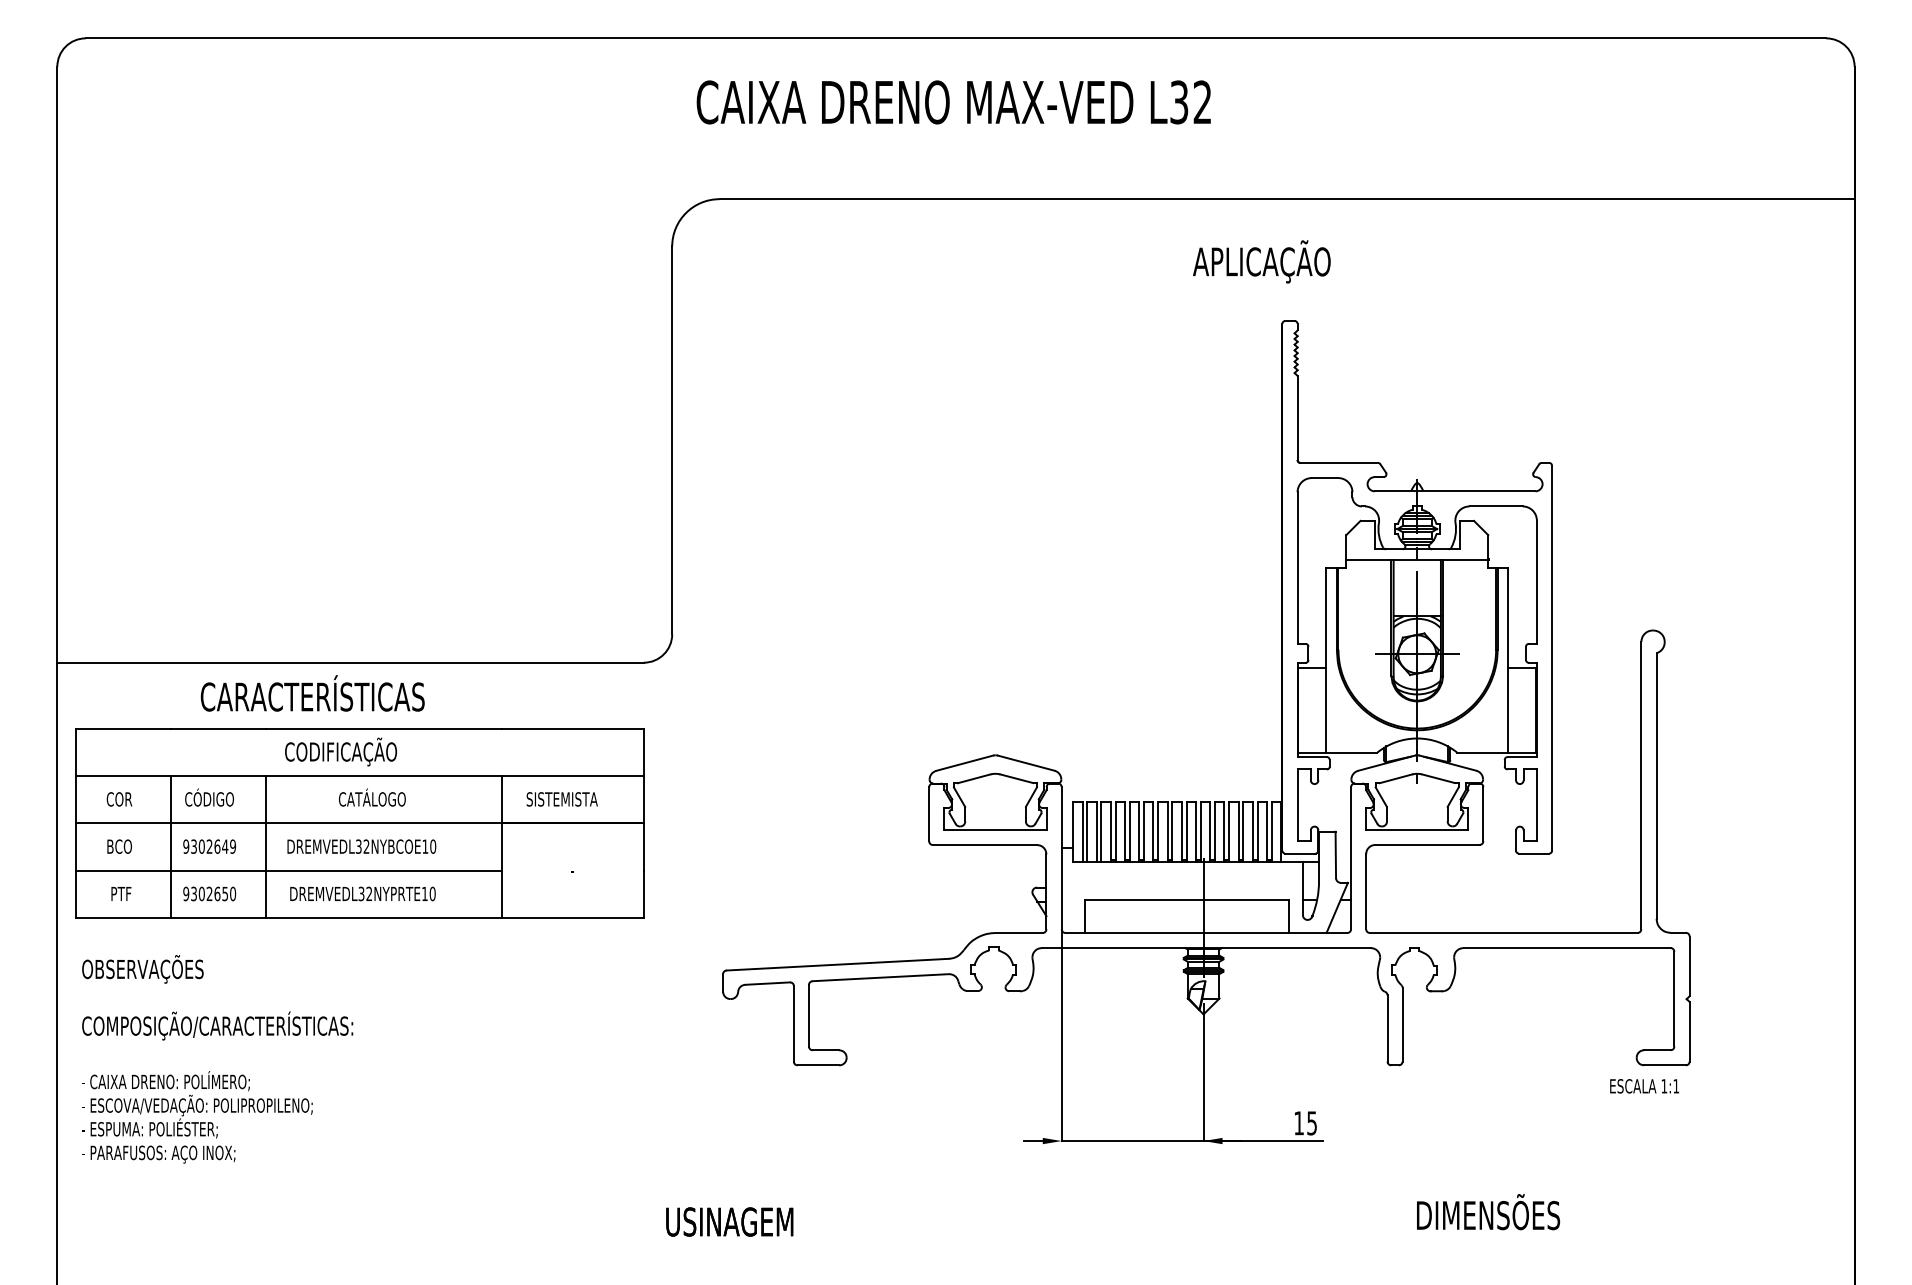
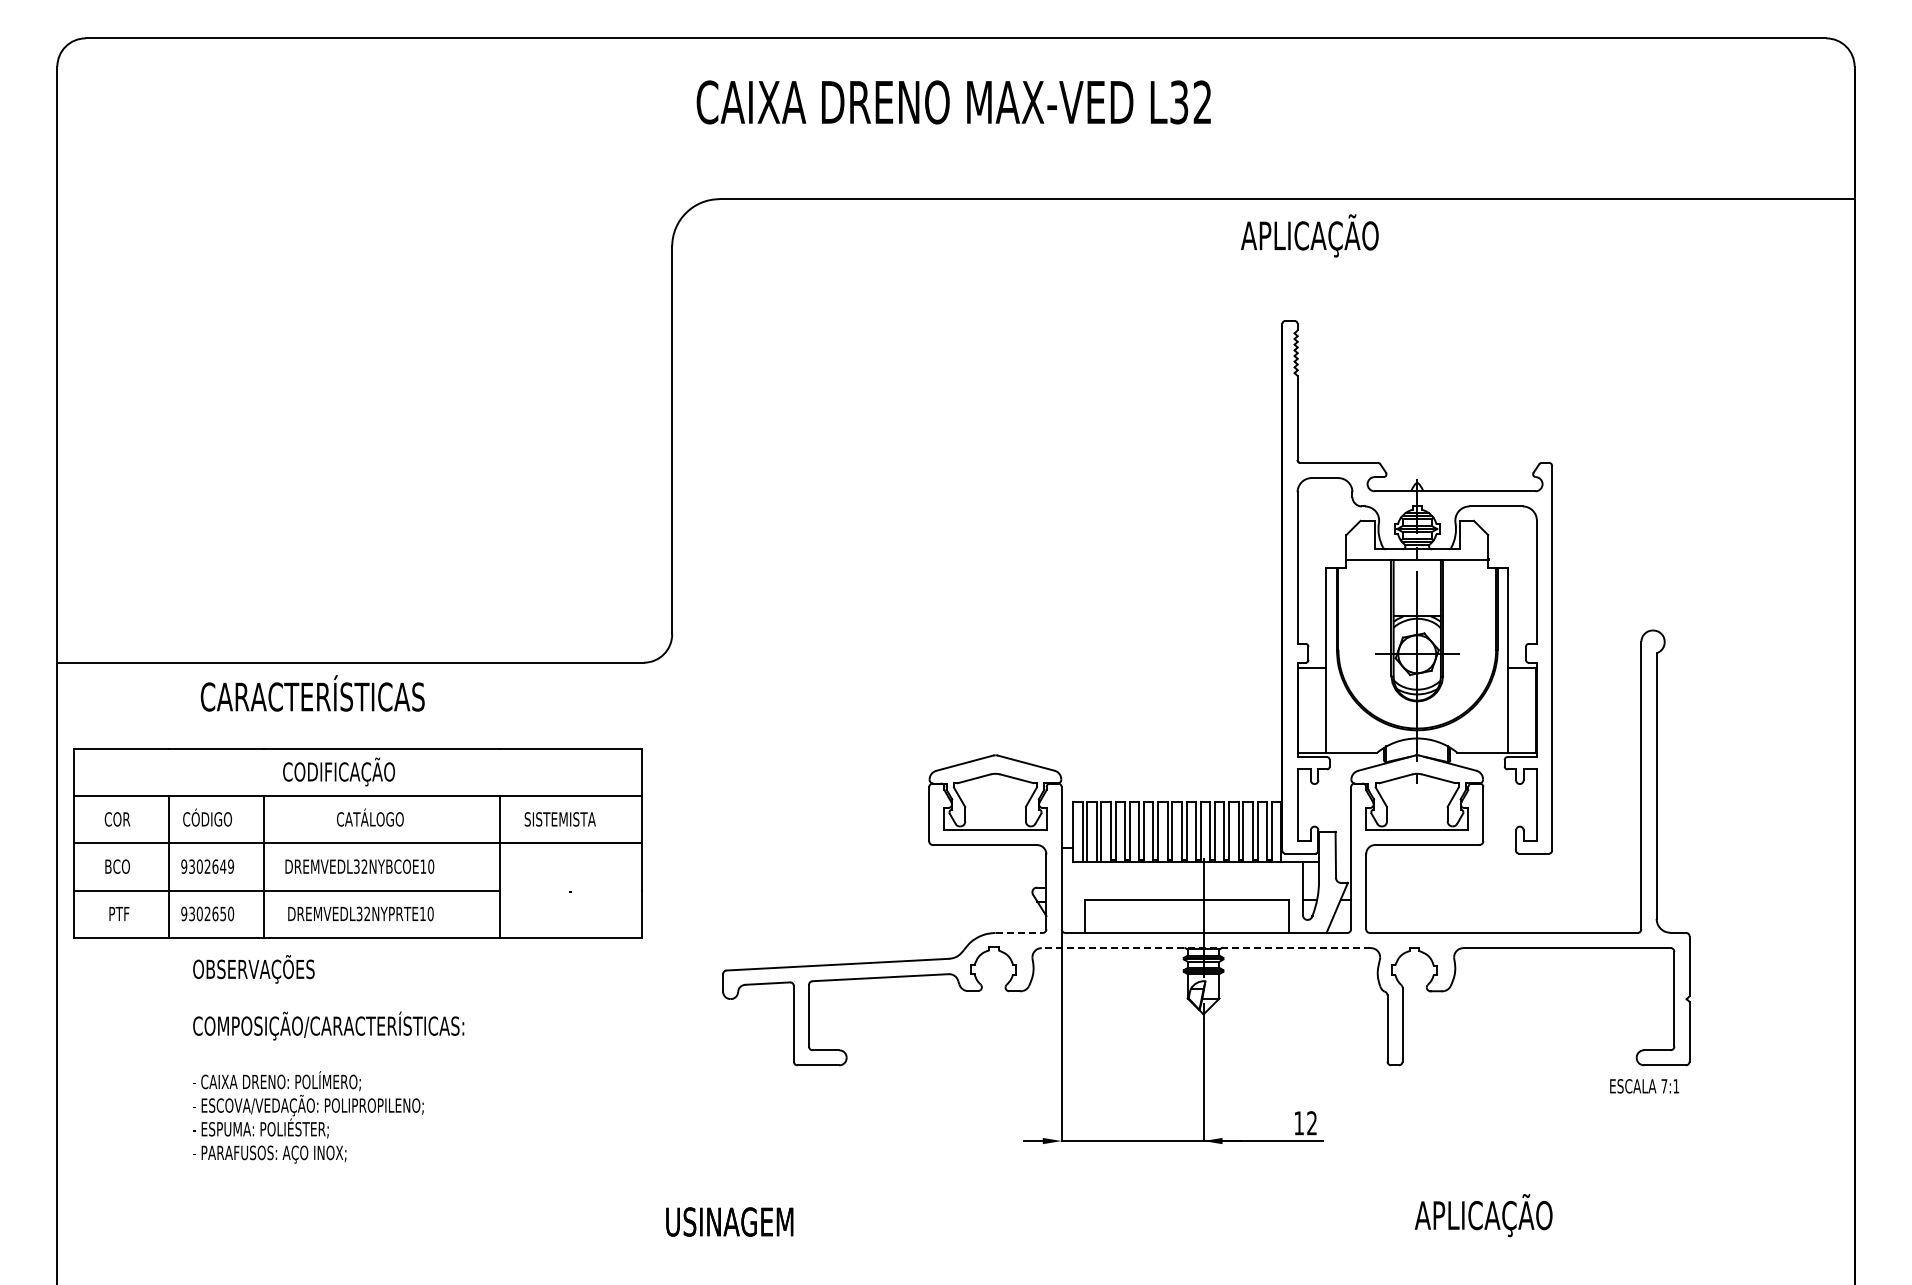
text position: (1261, 261) -> (1309, 235) (1309, 235)
part position: (359, 823) -> (357, 843) (357, 843)
line: solid -> dashed (1019, 932)
line: solid -> dashed (1205, 948)
text position: (217, 1059) -> (328, 1059) (328, 1059)
text: 1:1 -> 7:1 (1664, 1086)
text: 15 -> 12 (1311, 1123)
text: DIMENSÕES -> APLICAÇÃO (1487, 1215)
